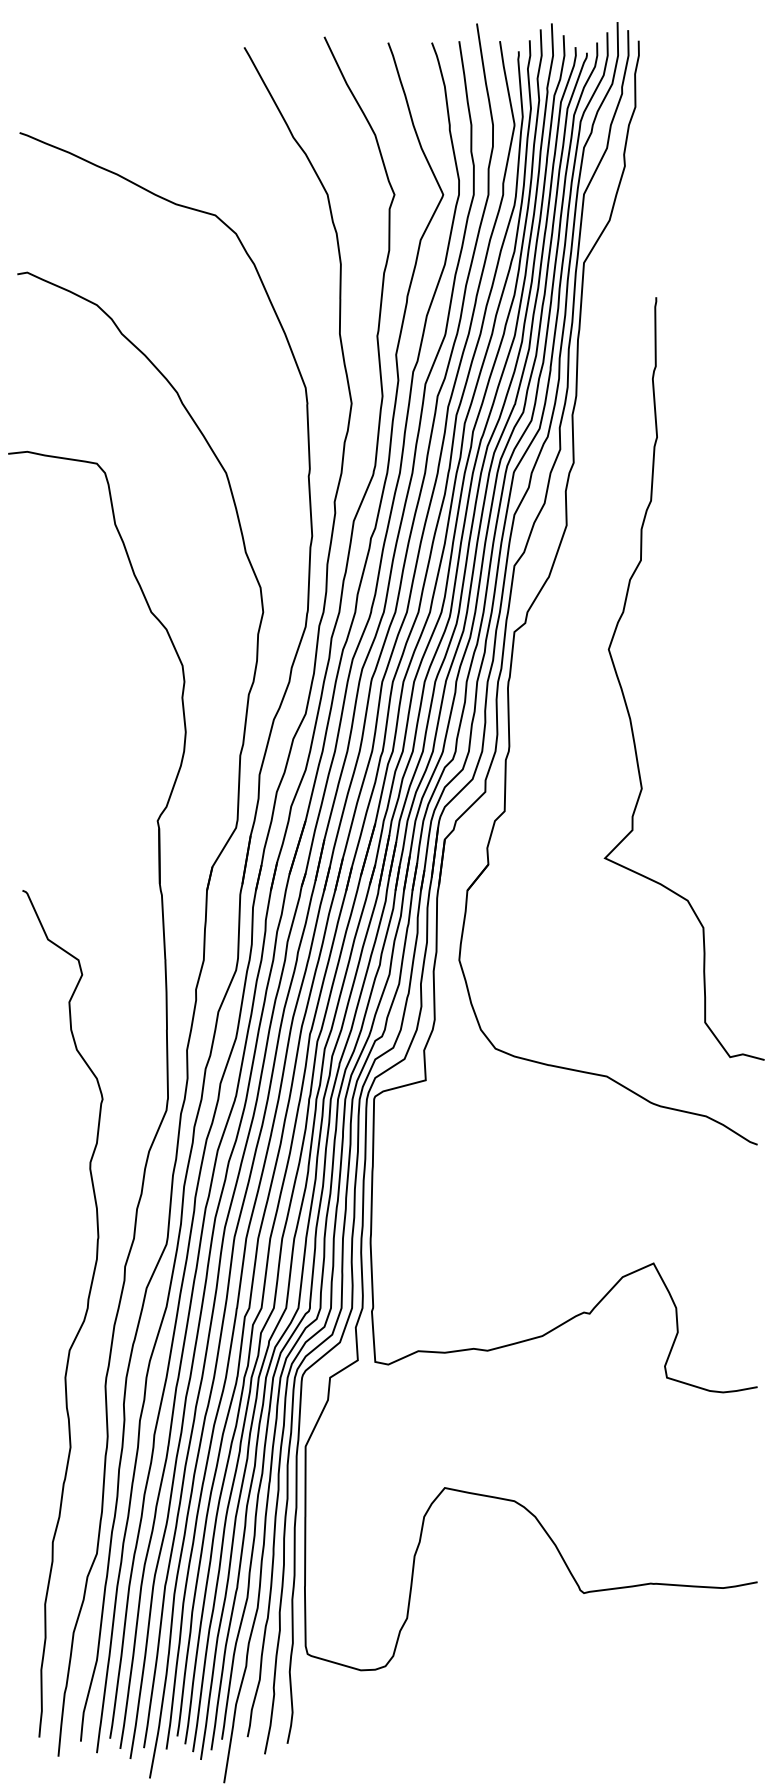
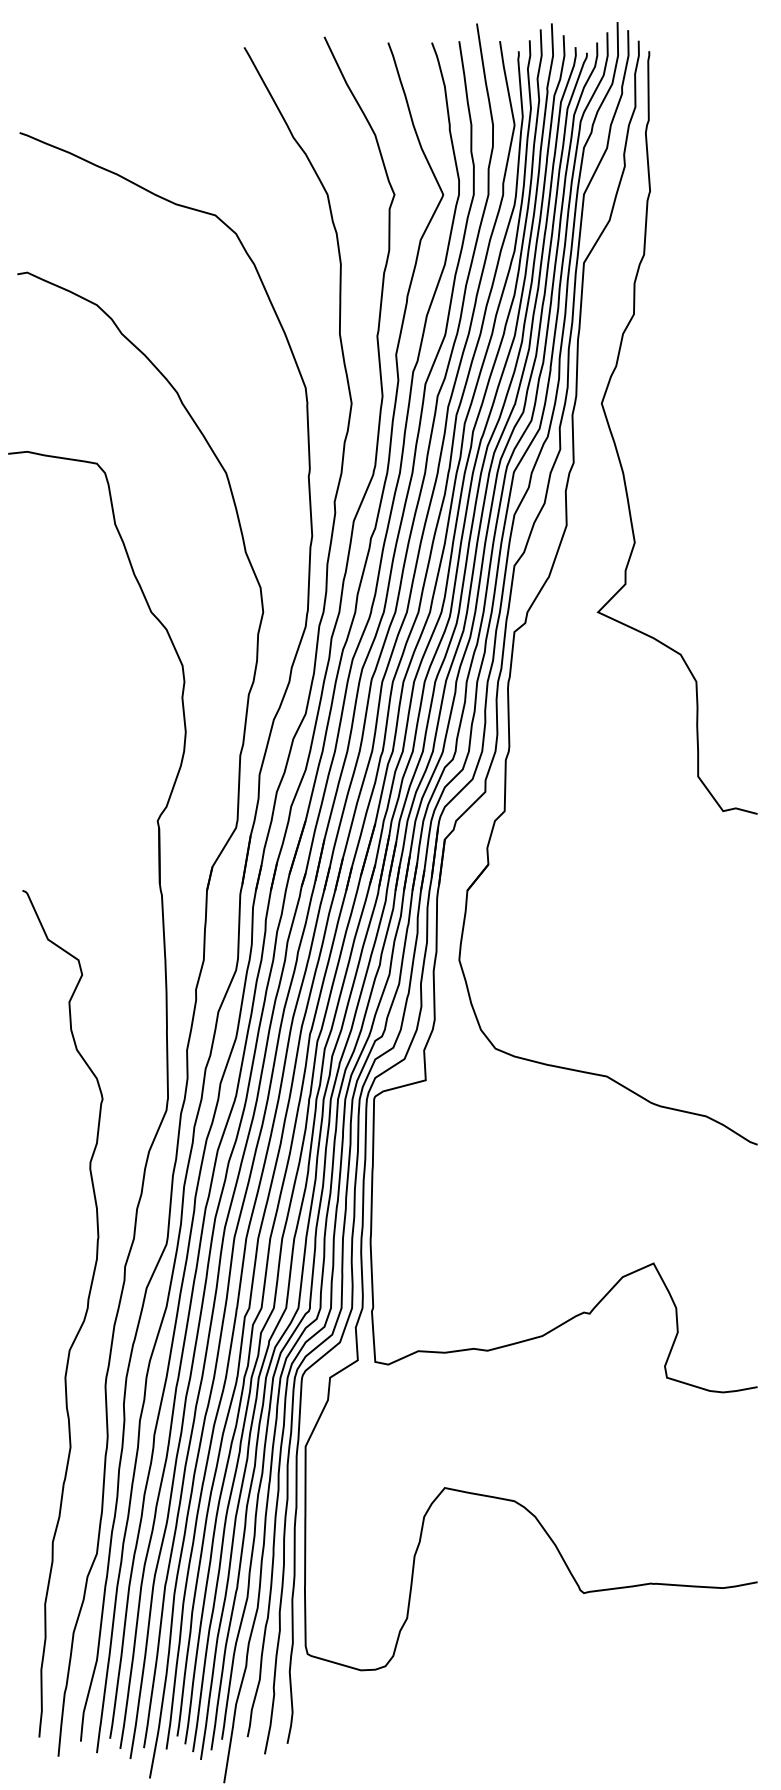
curve position: (624, 694) -> (617, 448) (617, 448)
